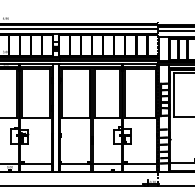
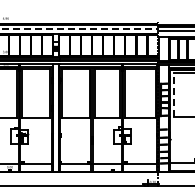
line: solid -> dashed (79, 29)
line: solid -> dashed (174, 95)
